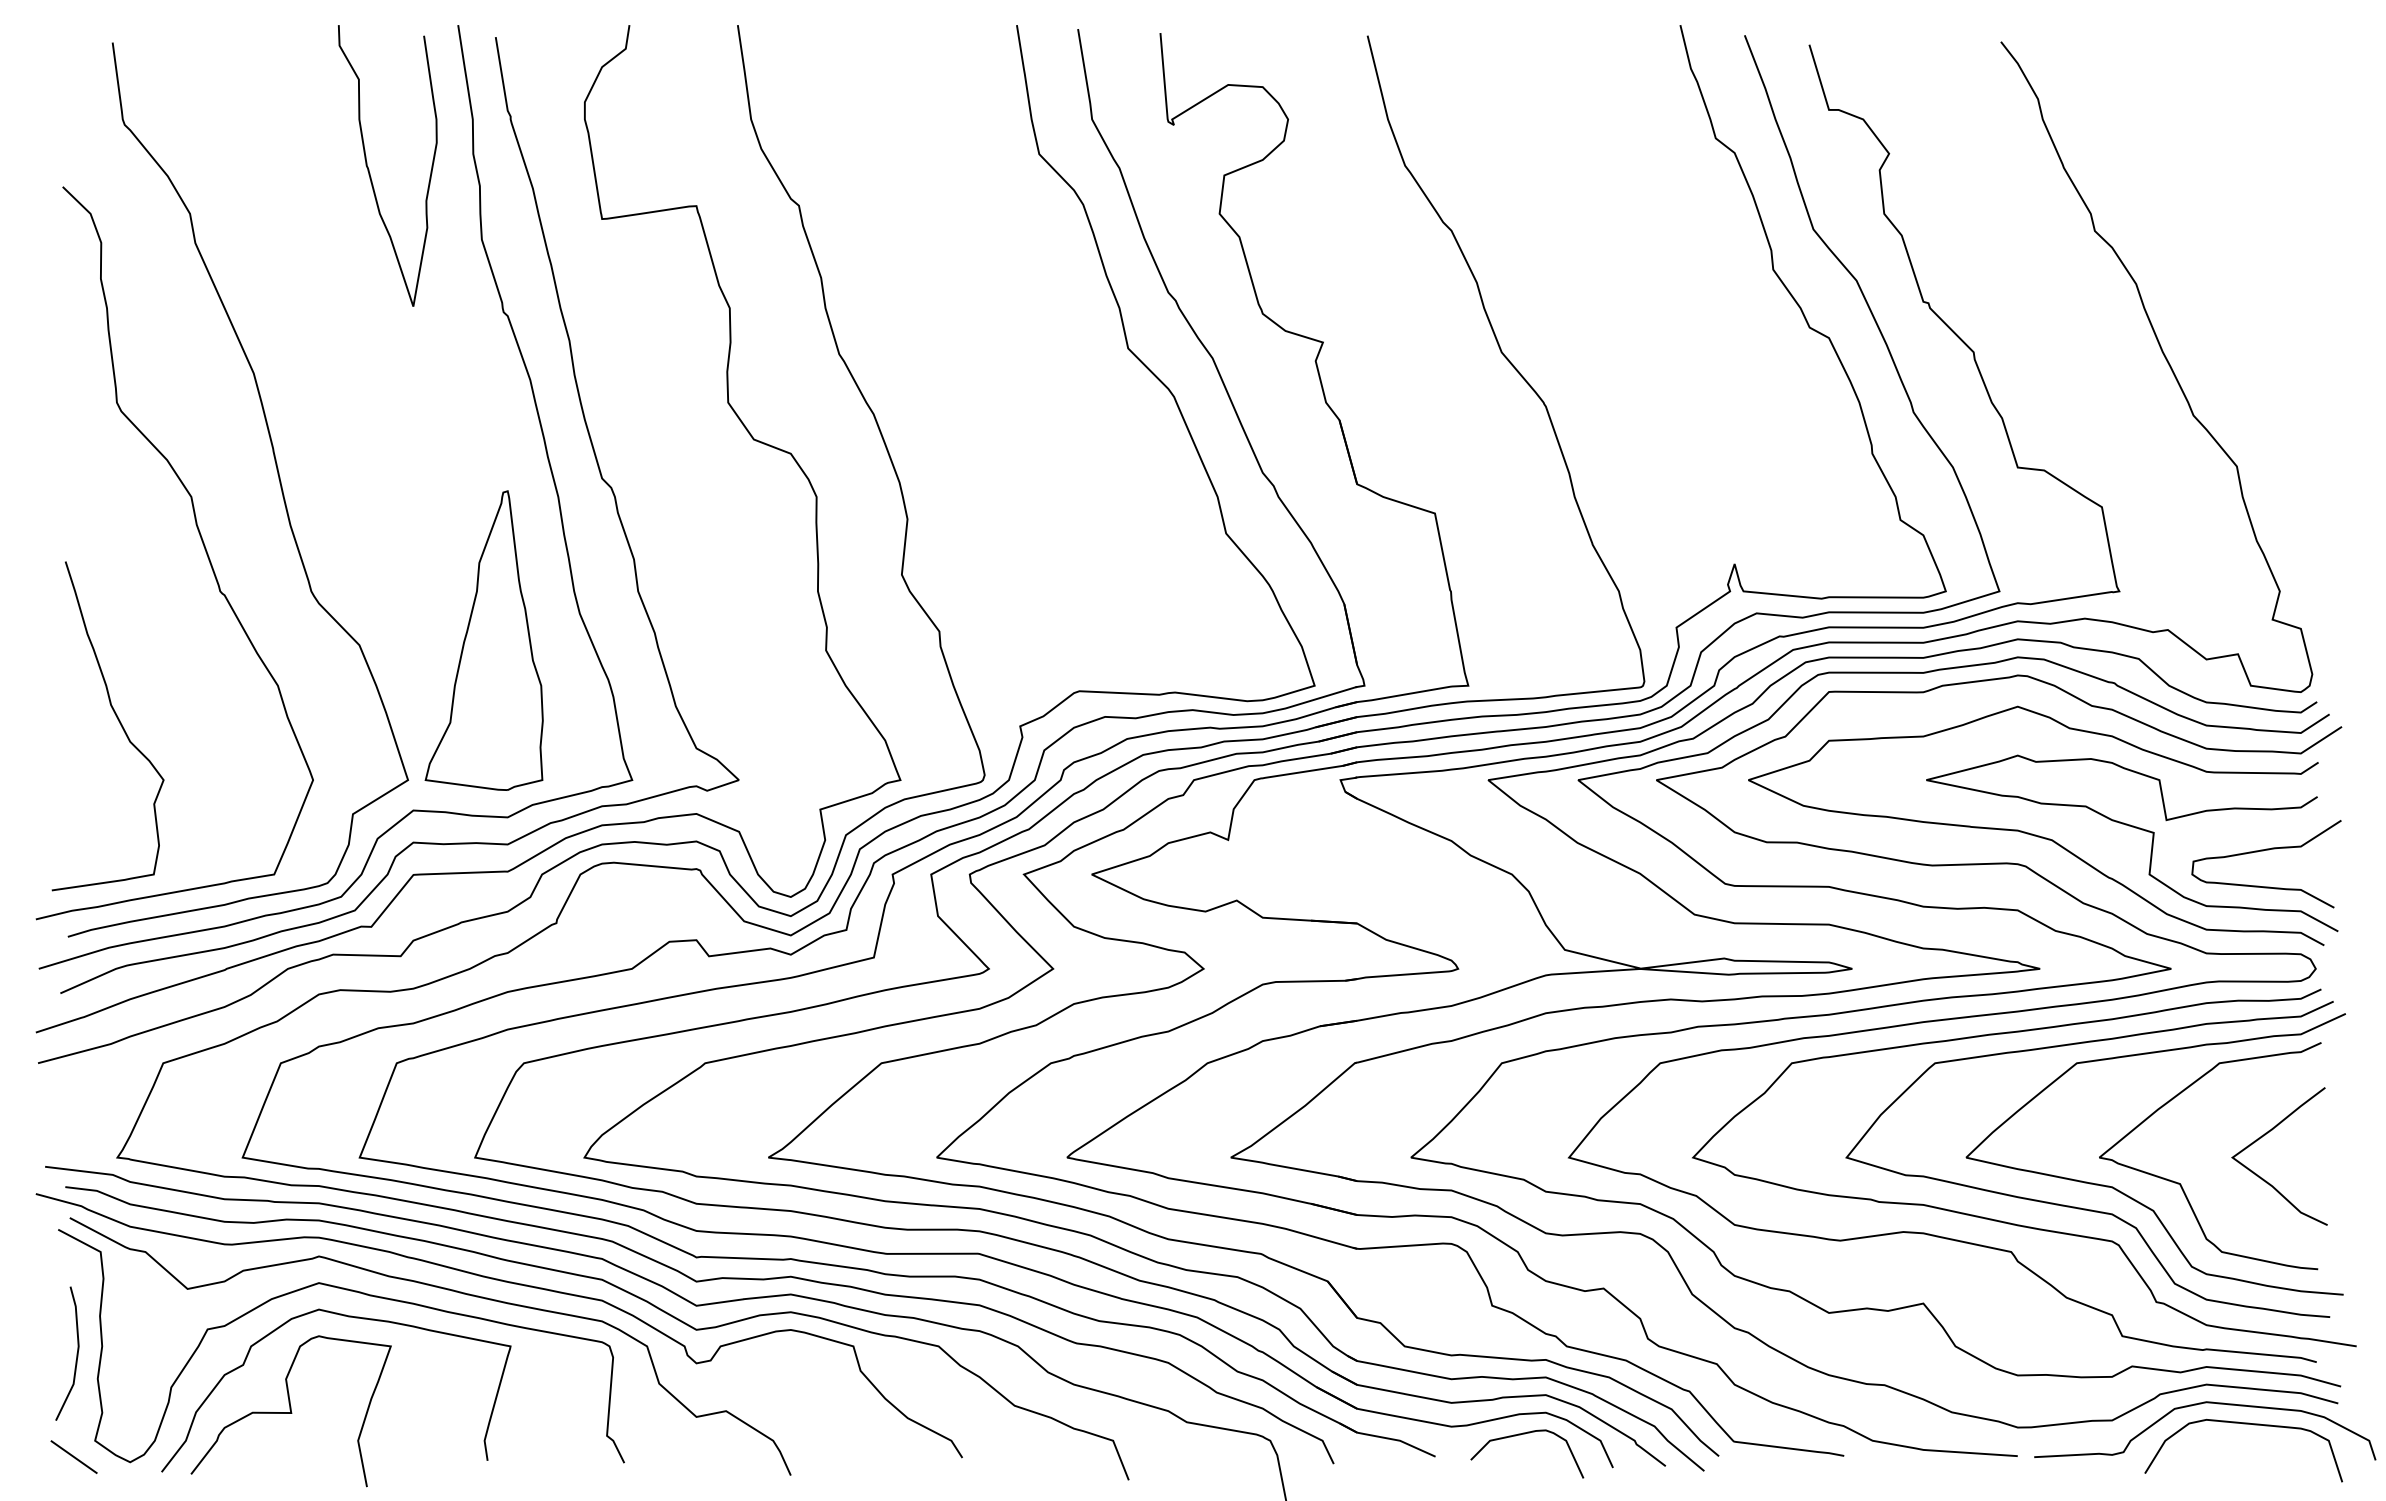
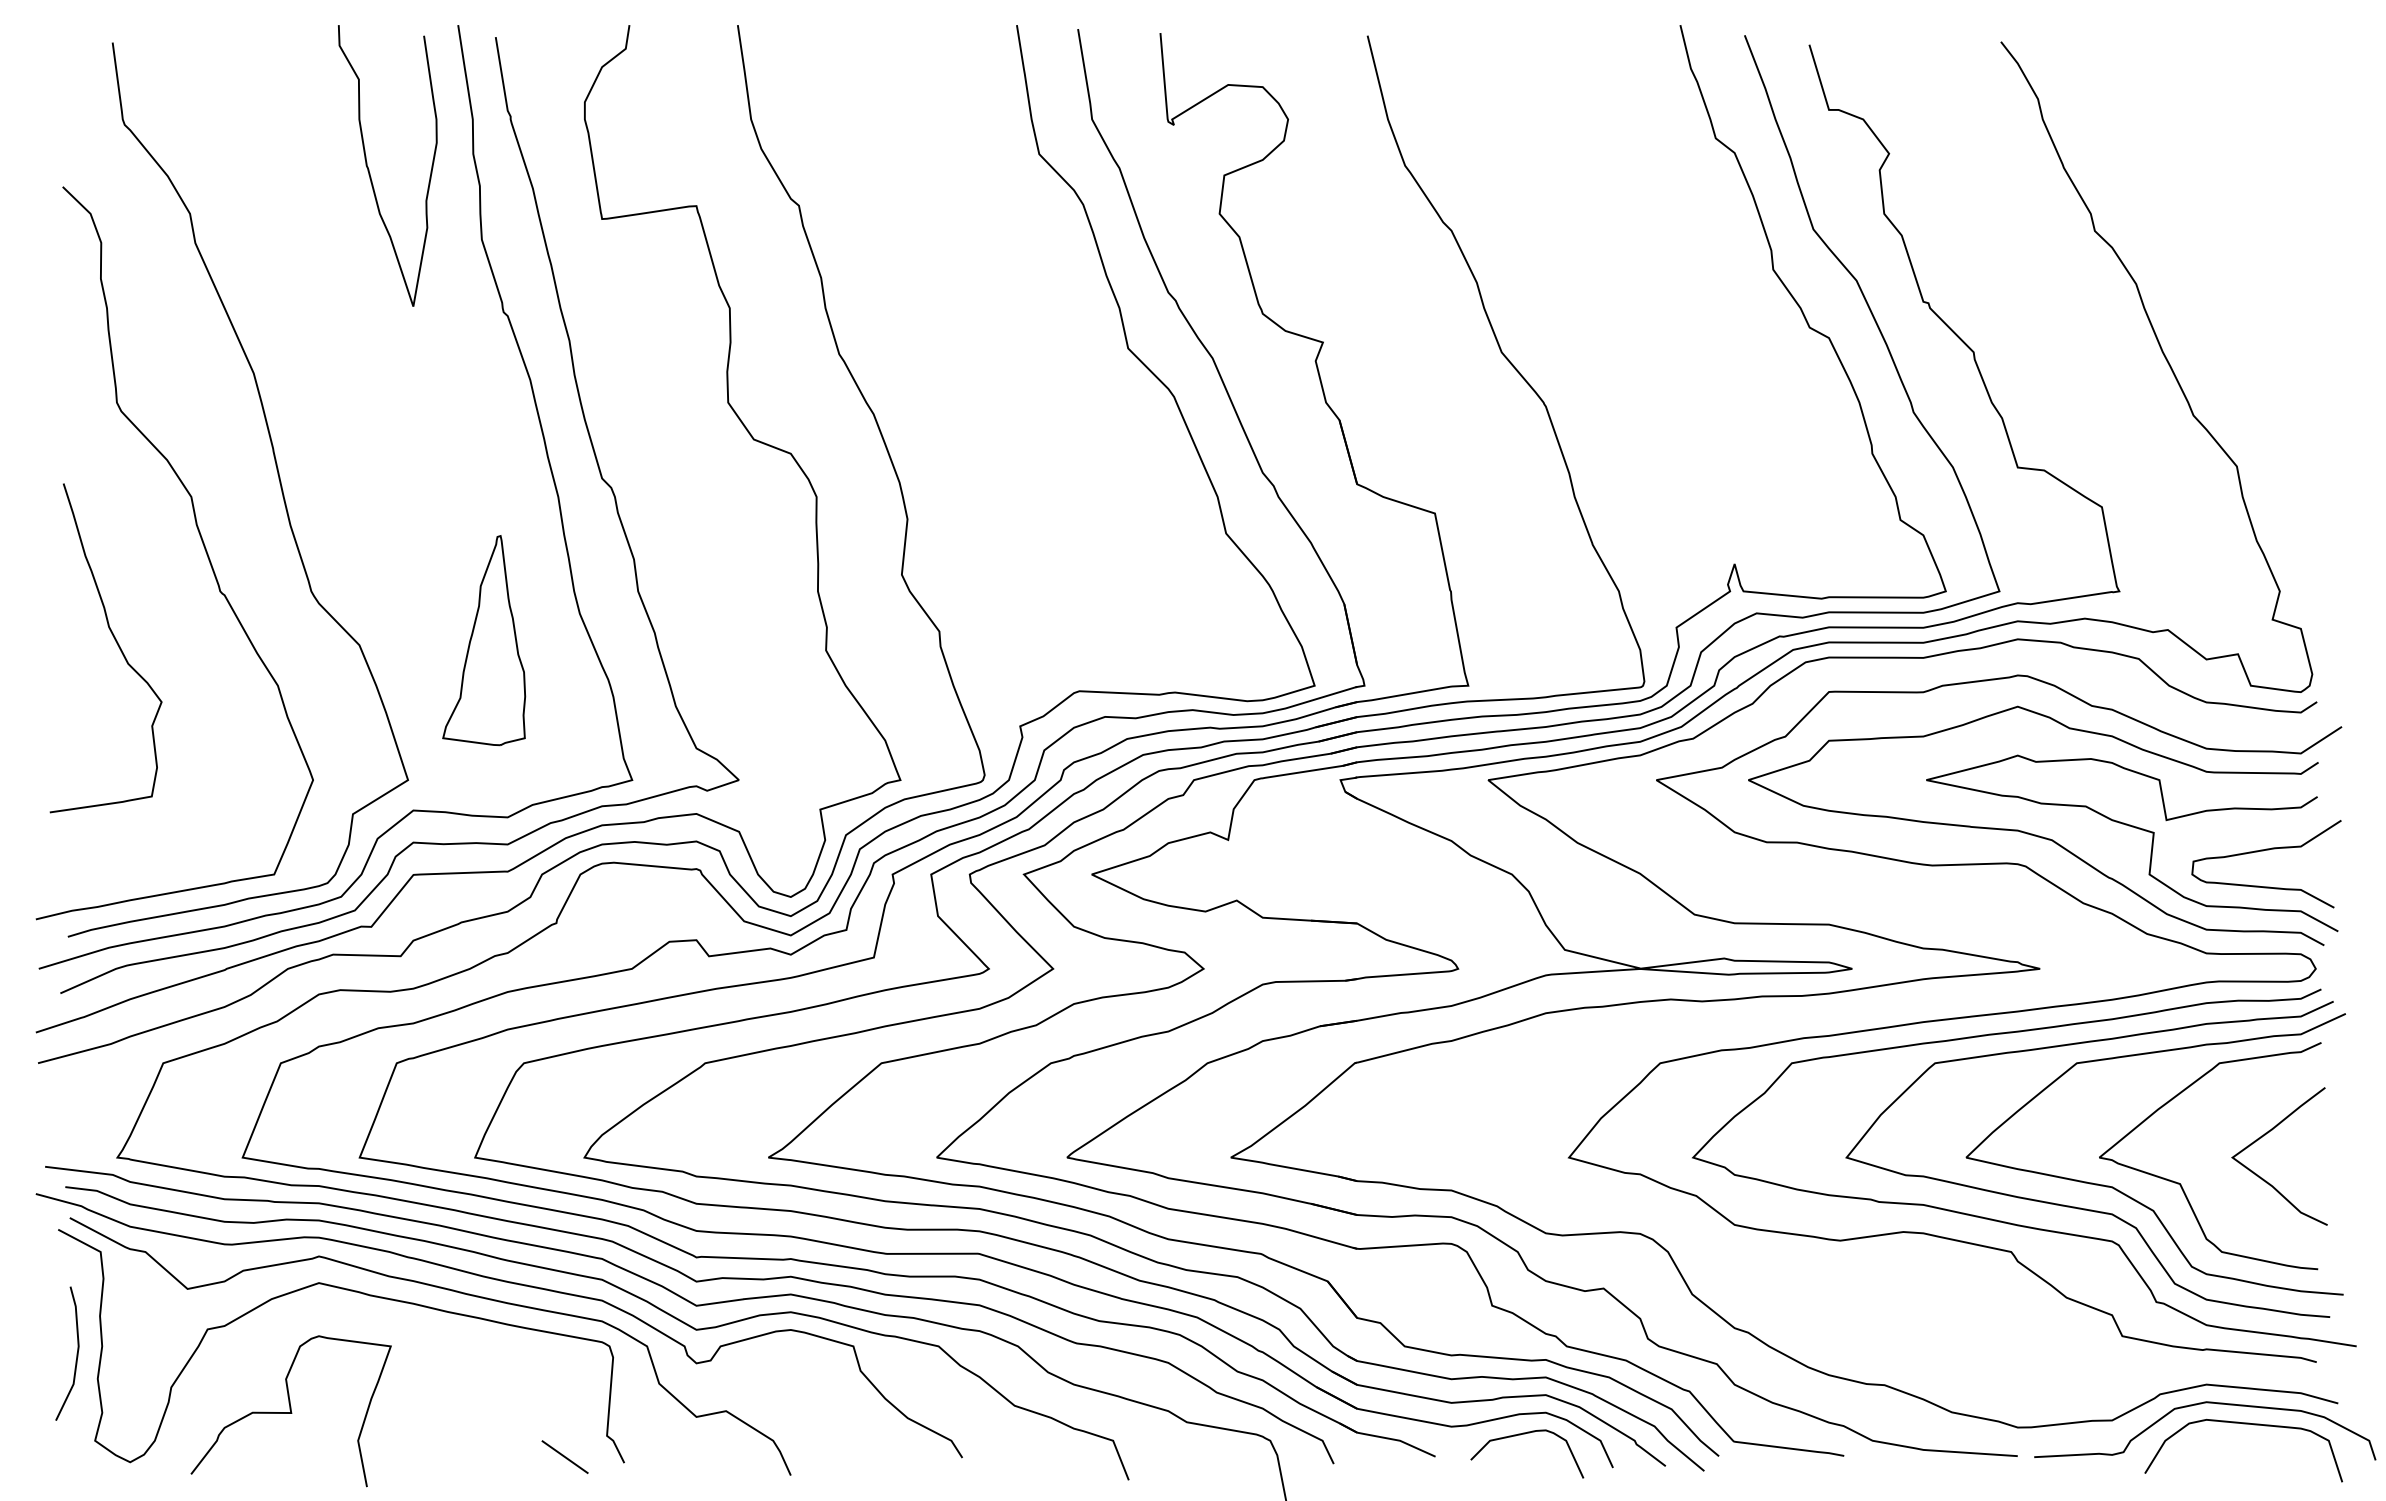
part size: 120x301 px -> 85x212 px (484, 640)
curve position: (118, 721) -> (116, 643) (116, 643)
curve: present -> none (1873, 1009)
curve: present -> none (348, 1317)
line position: (73, 1456) -> (564, 1456) (564, 1456)
